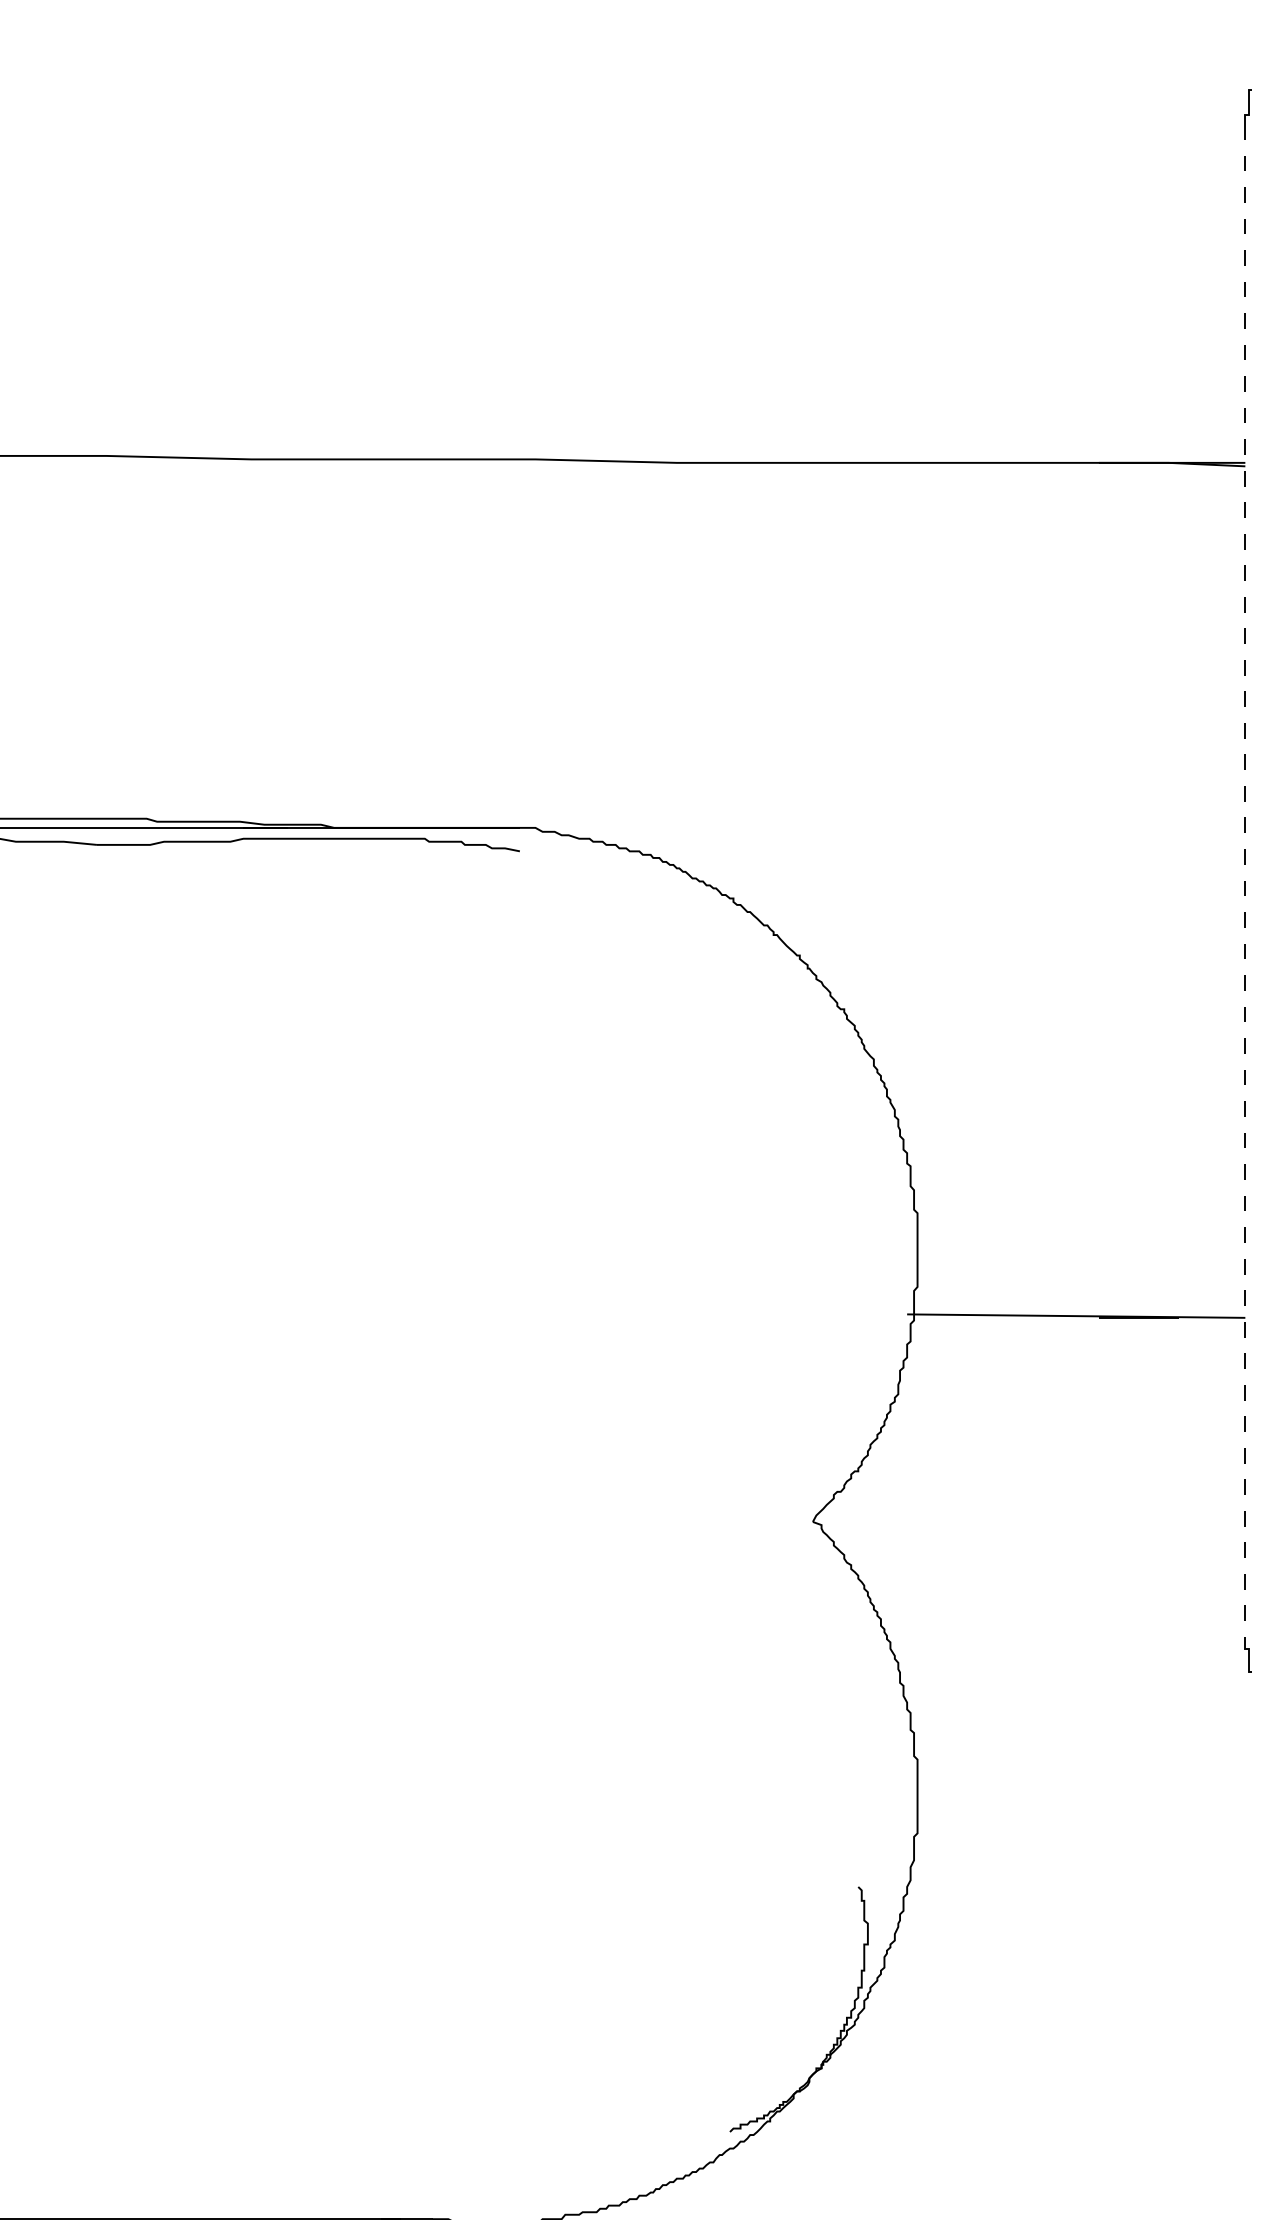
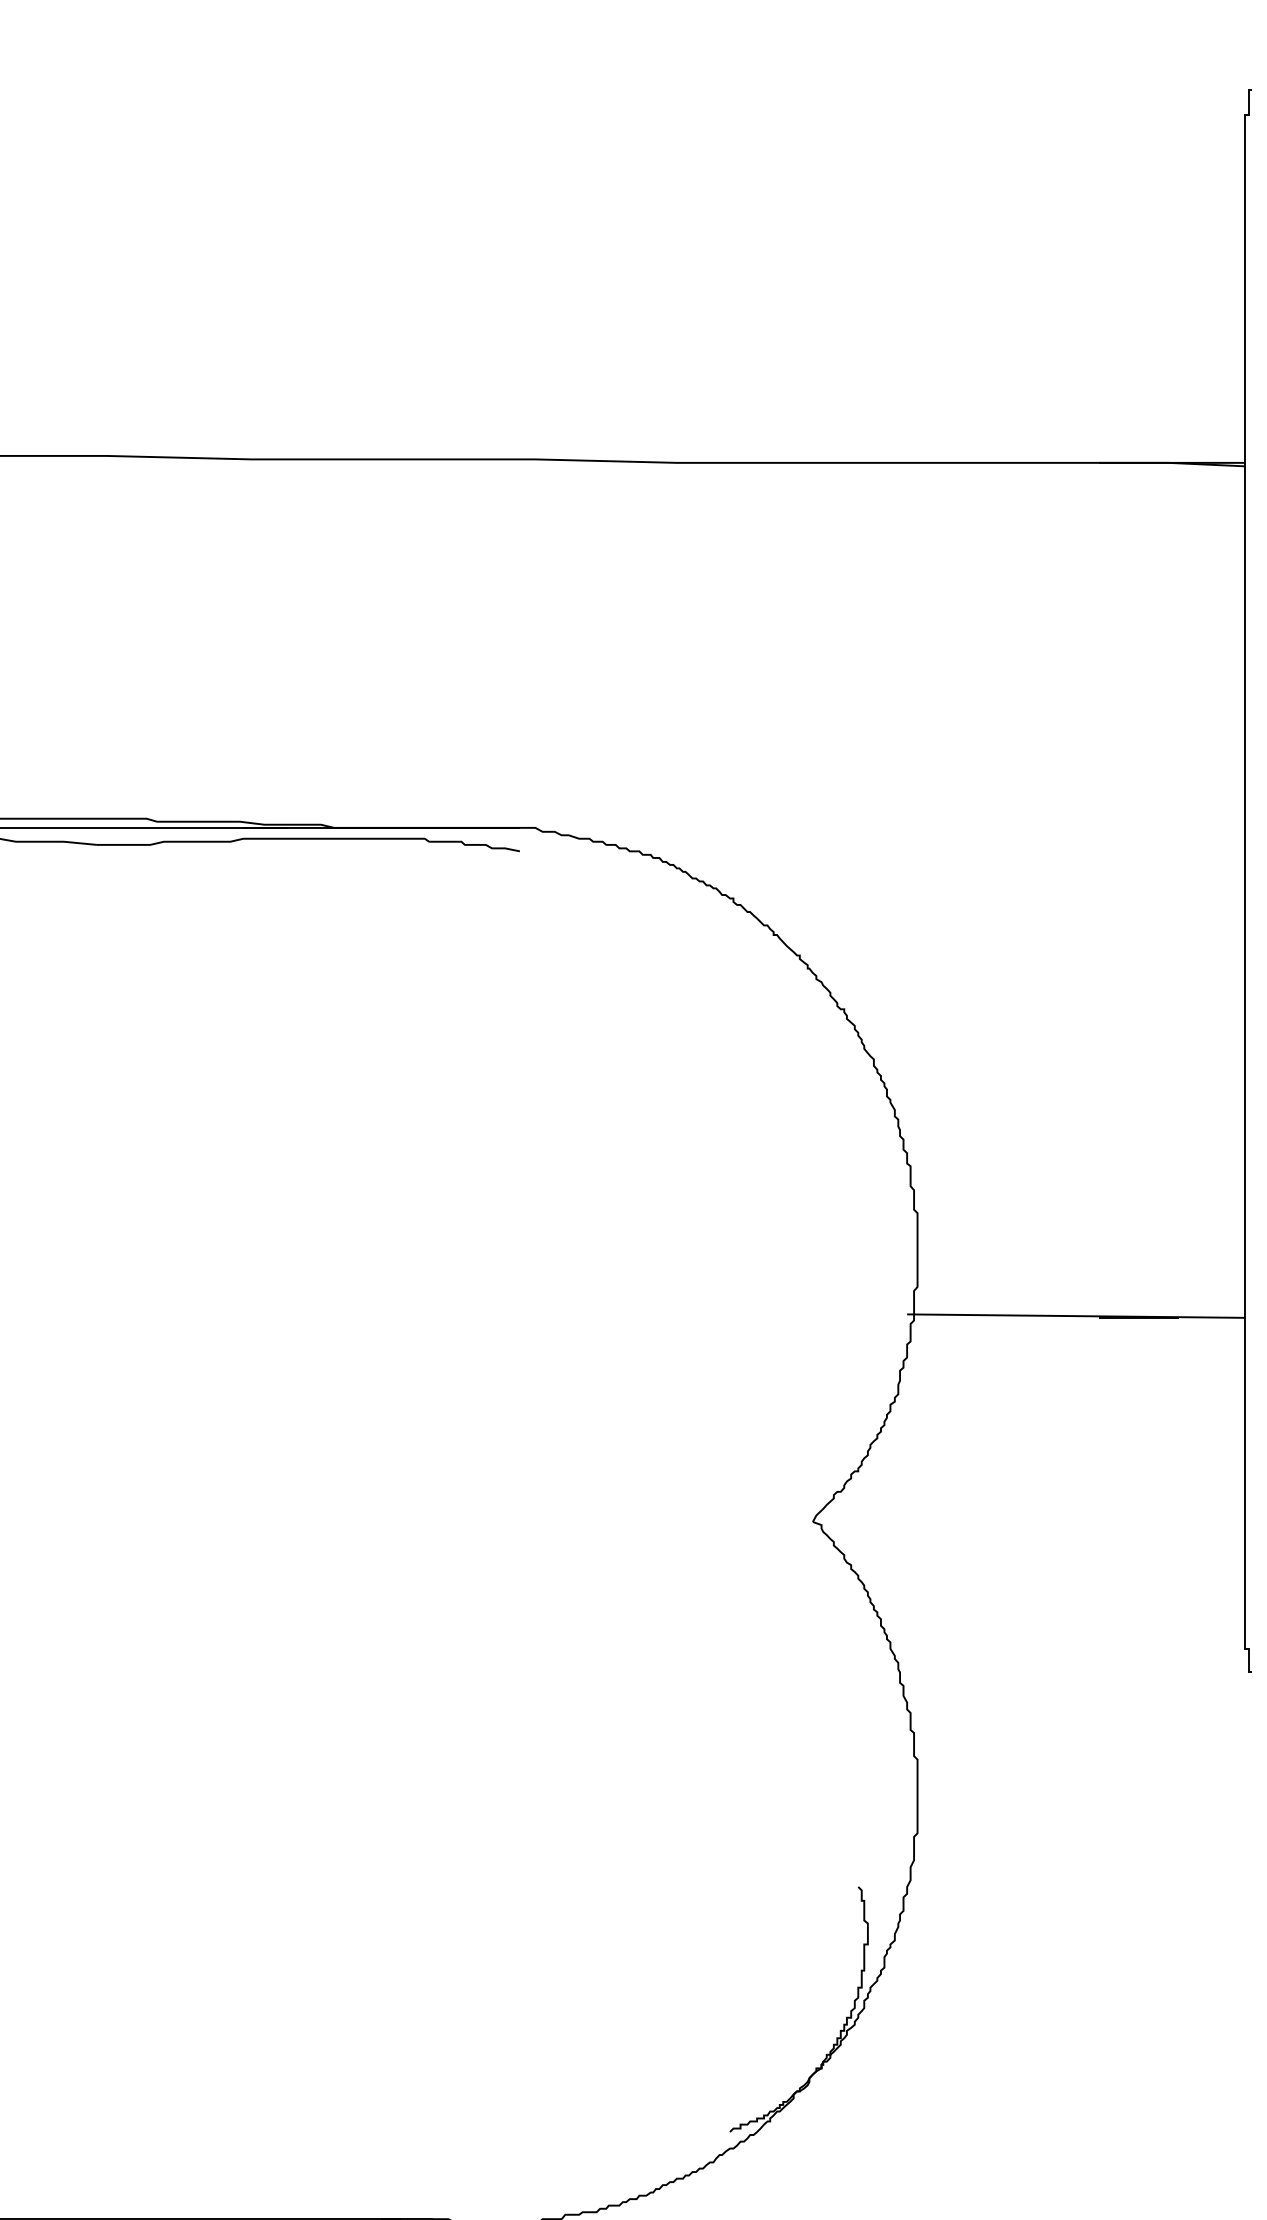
line: dashed -> solid (1245, 881)
